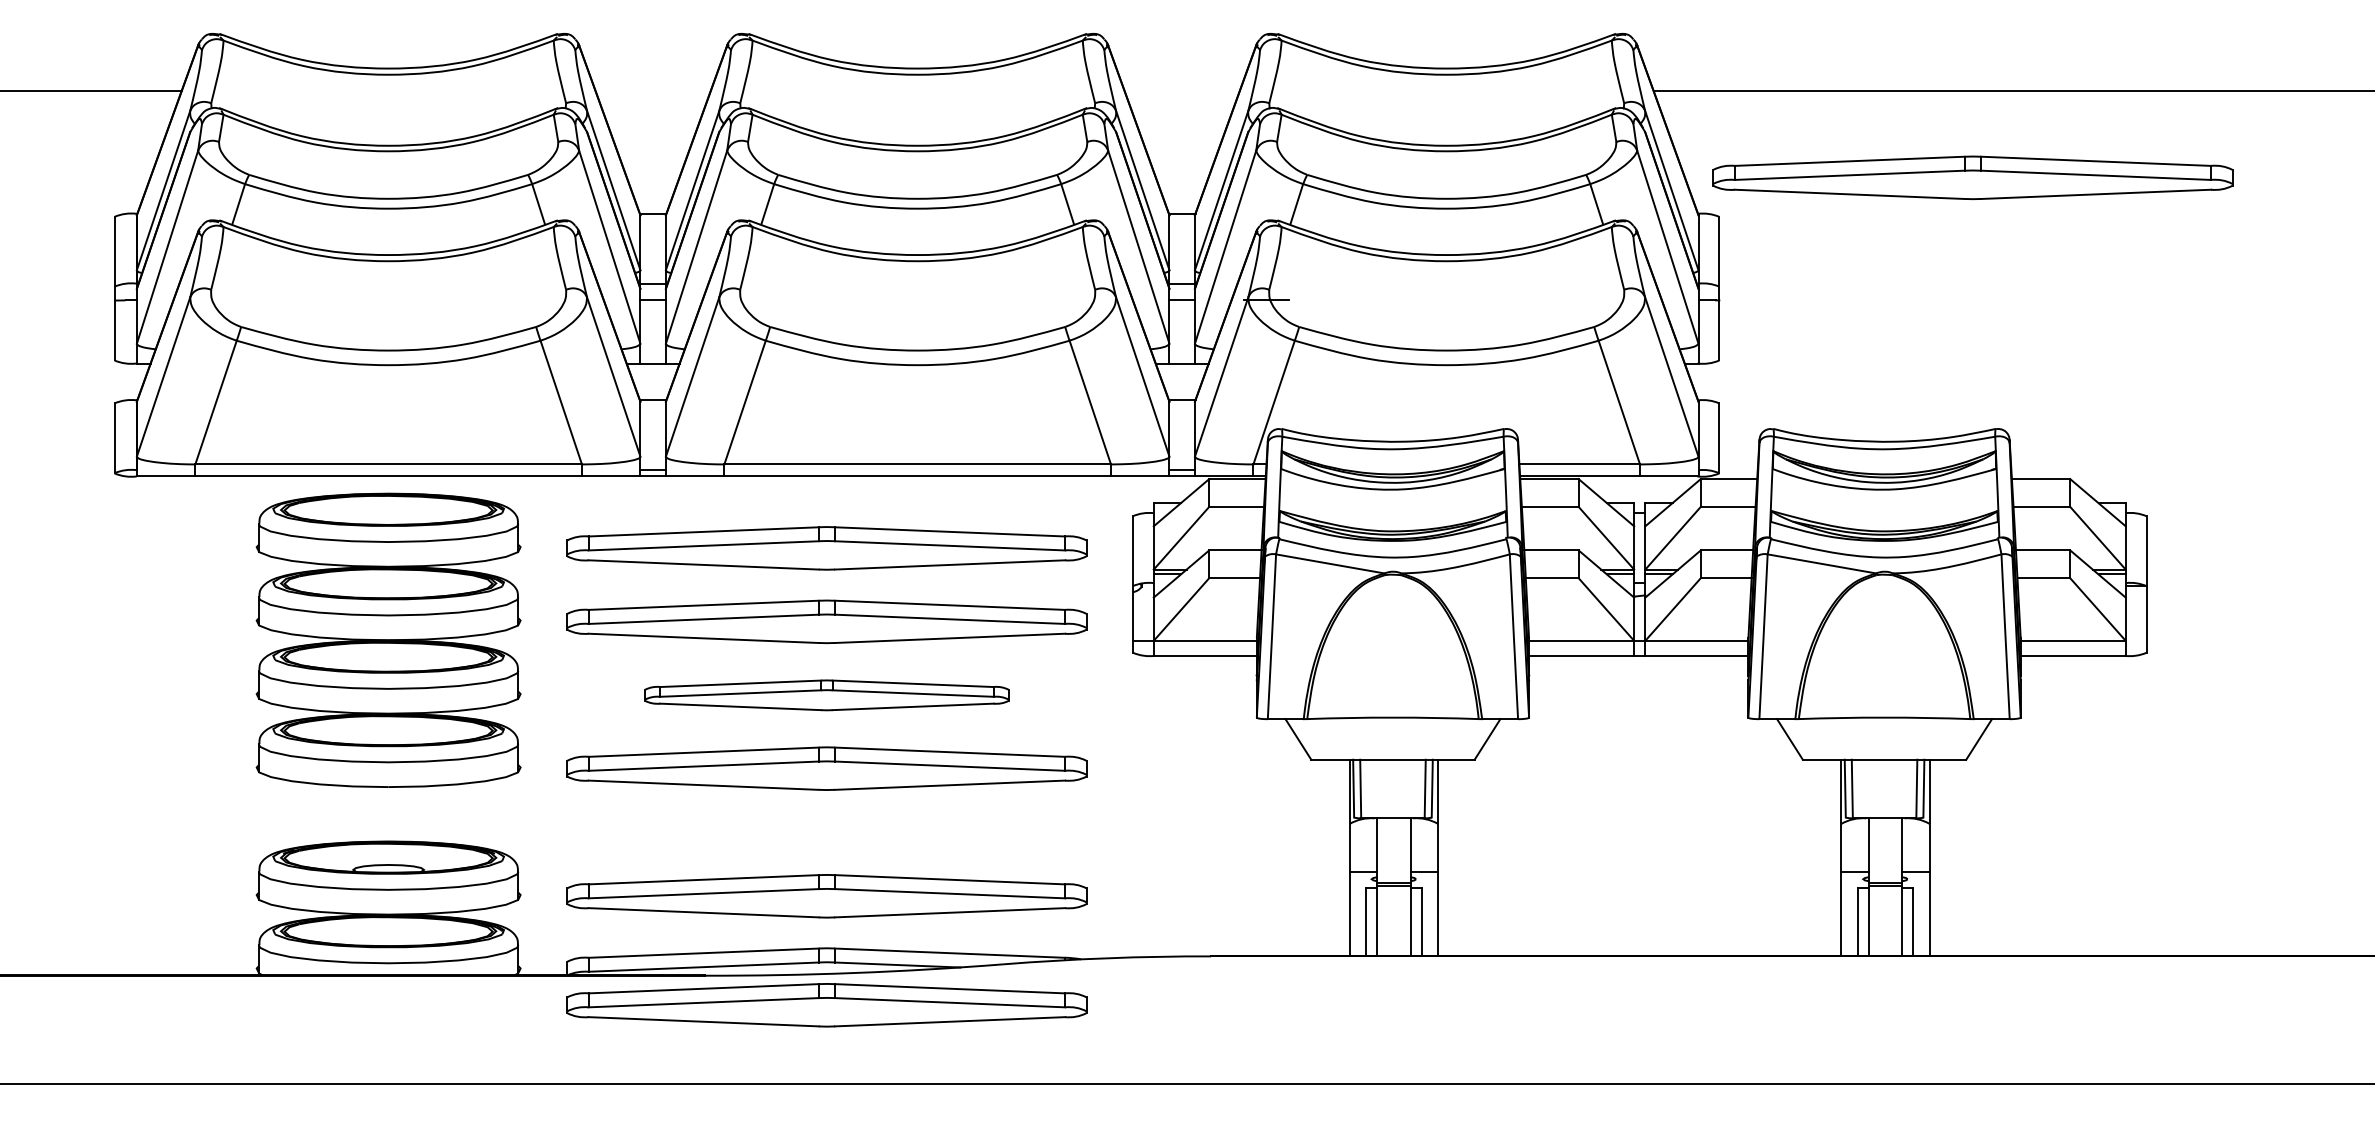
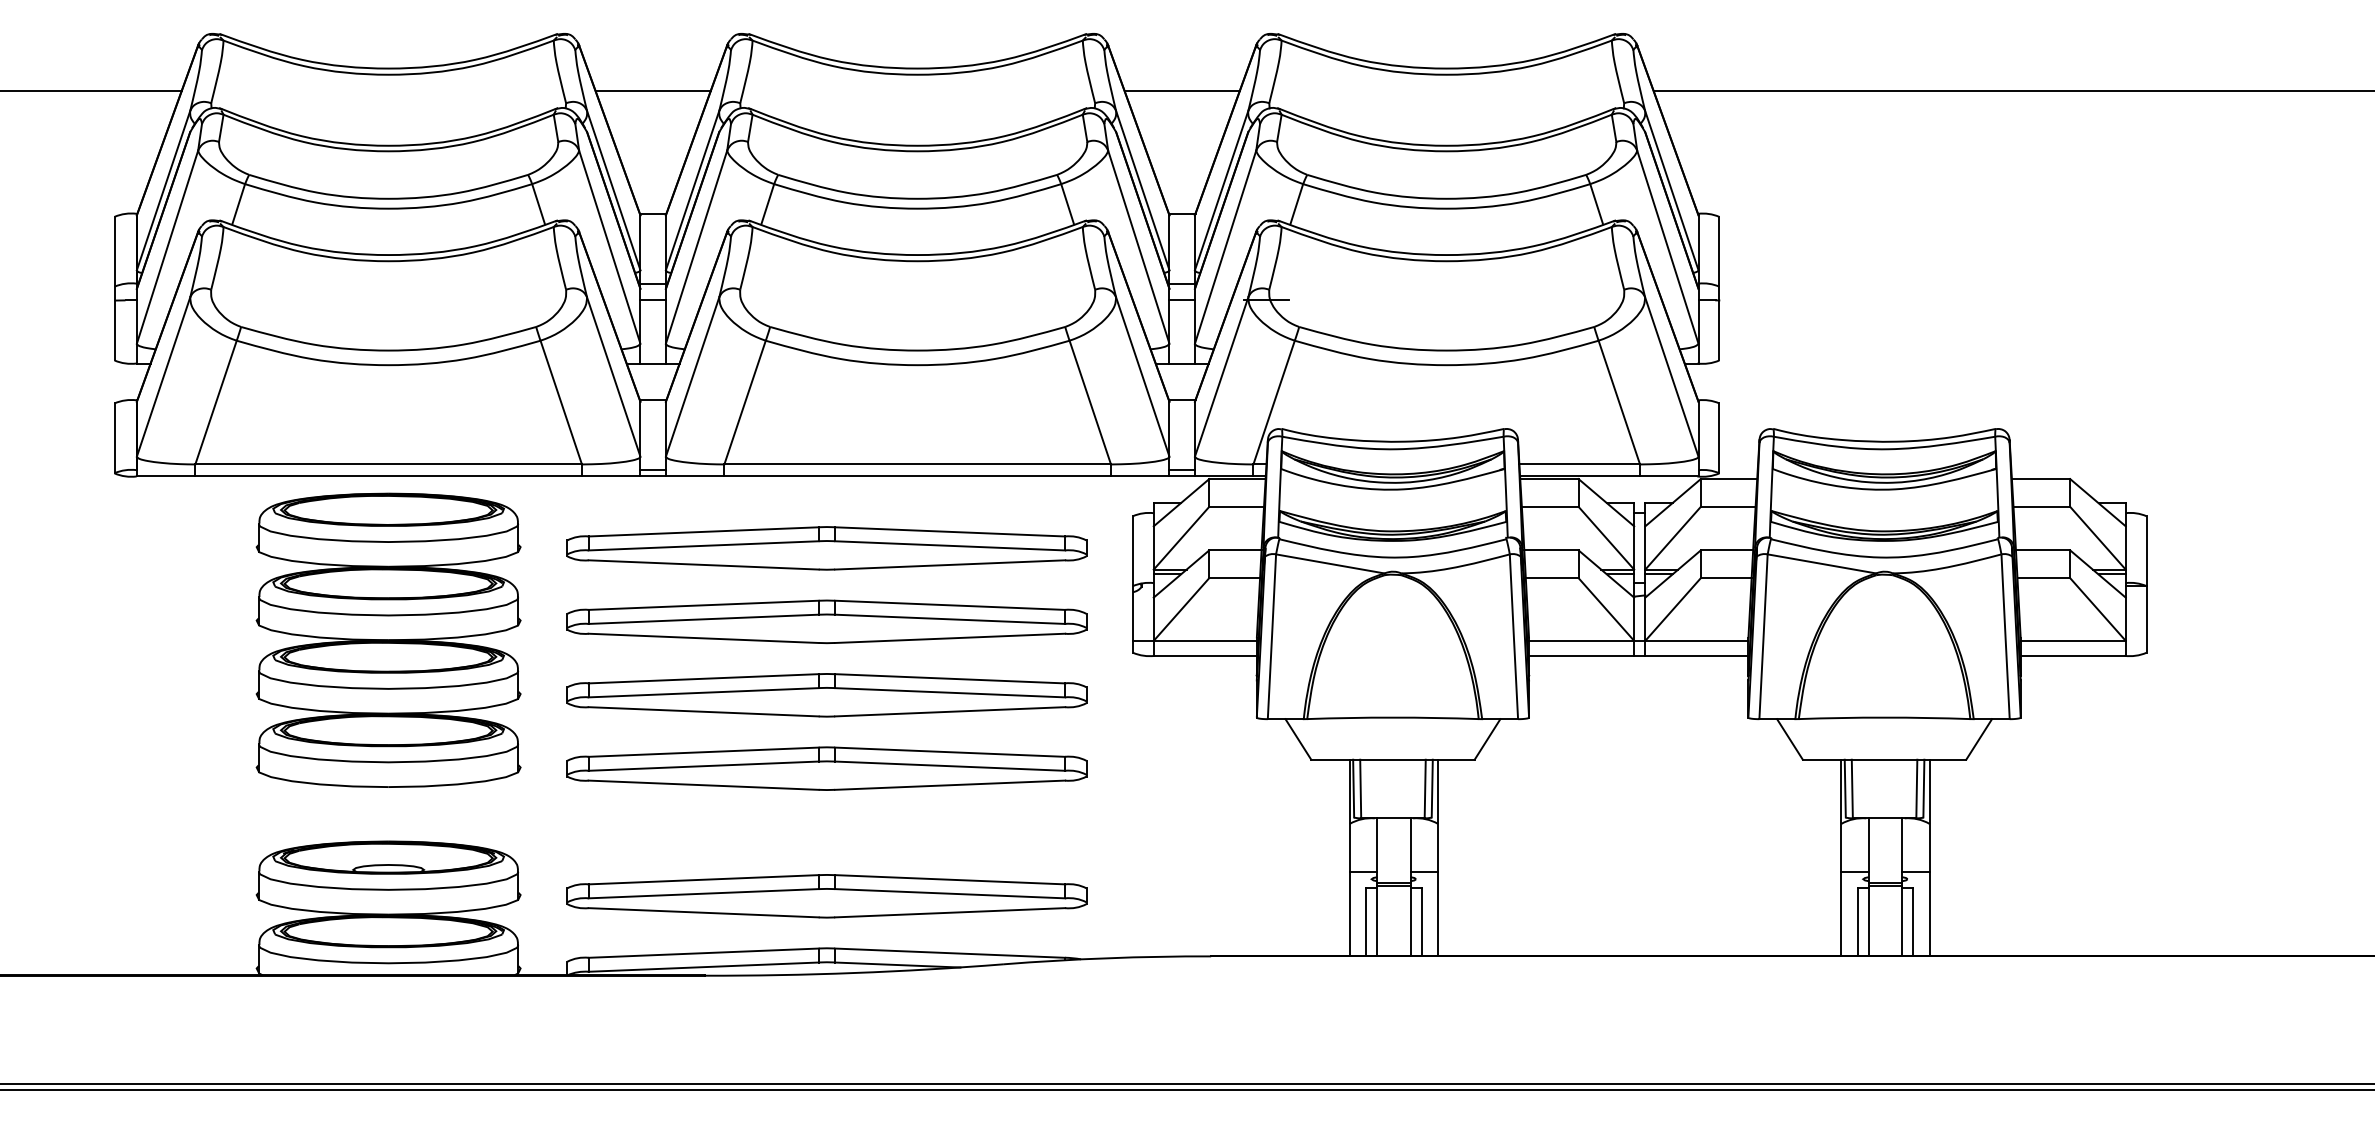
line: none -> present (652, 90)
line: none -> present (1181, 90)
part: present -> none (1972, 177)
part size: 366x33 px -> 522x45 px (826, 695)
part: present -> none (826, 1005)
line: none -> present (1186, 1090)
